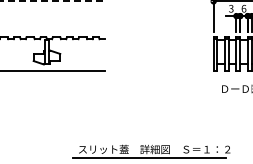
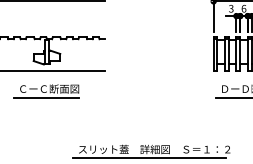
line: dashed -> solid (52, 1)
part: none -> present (46, 91)
line: none -> present (232, 97)
